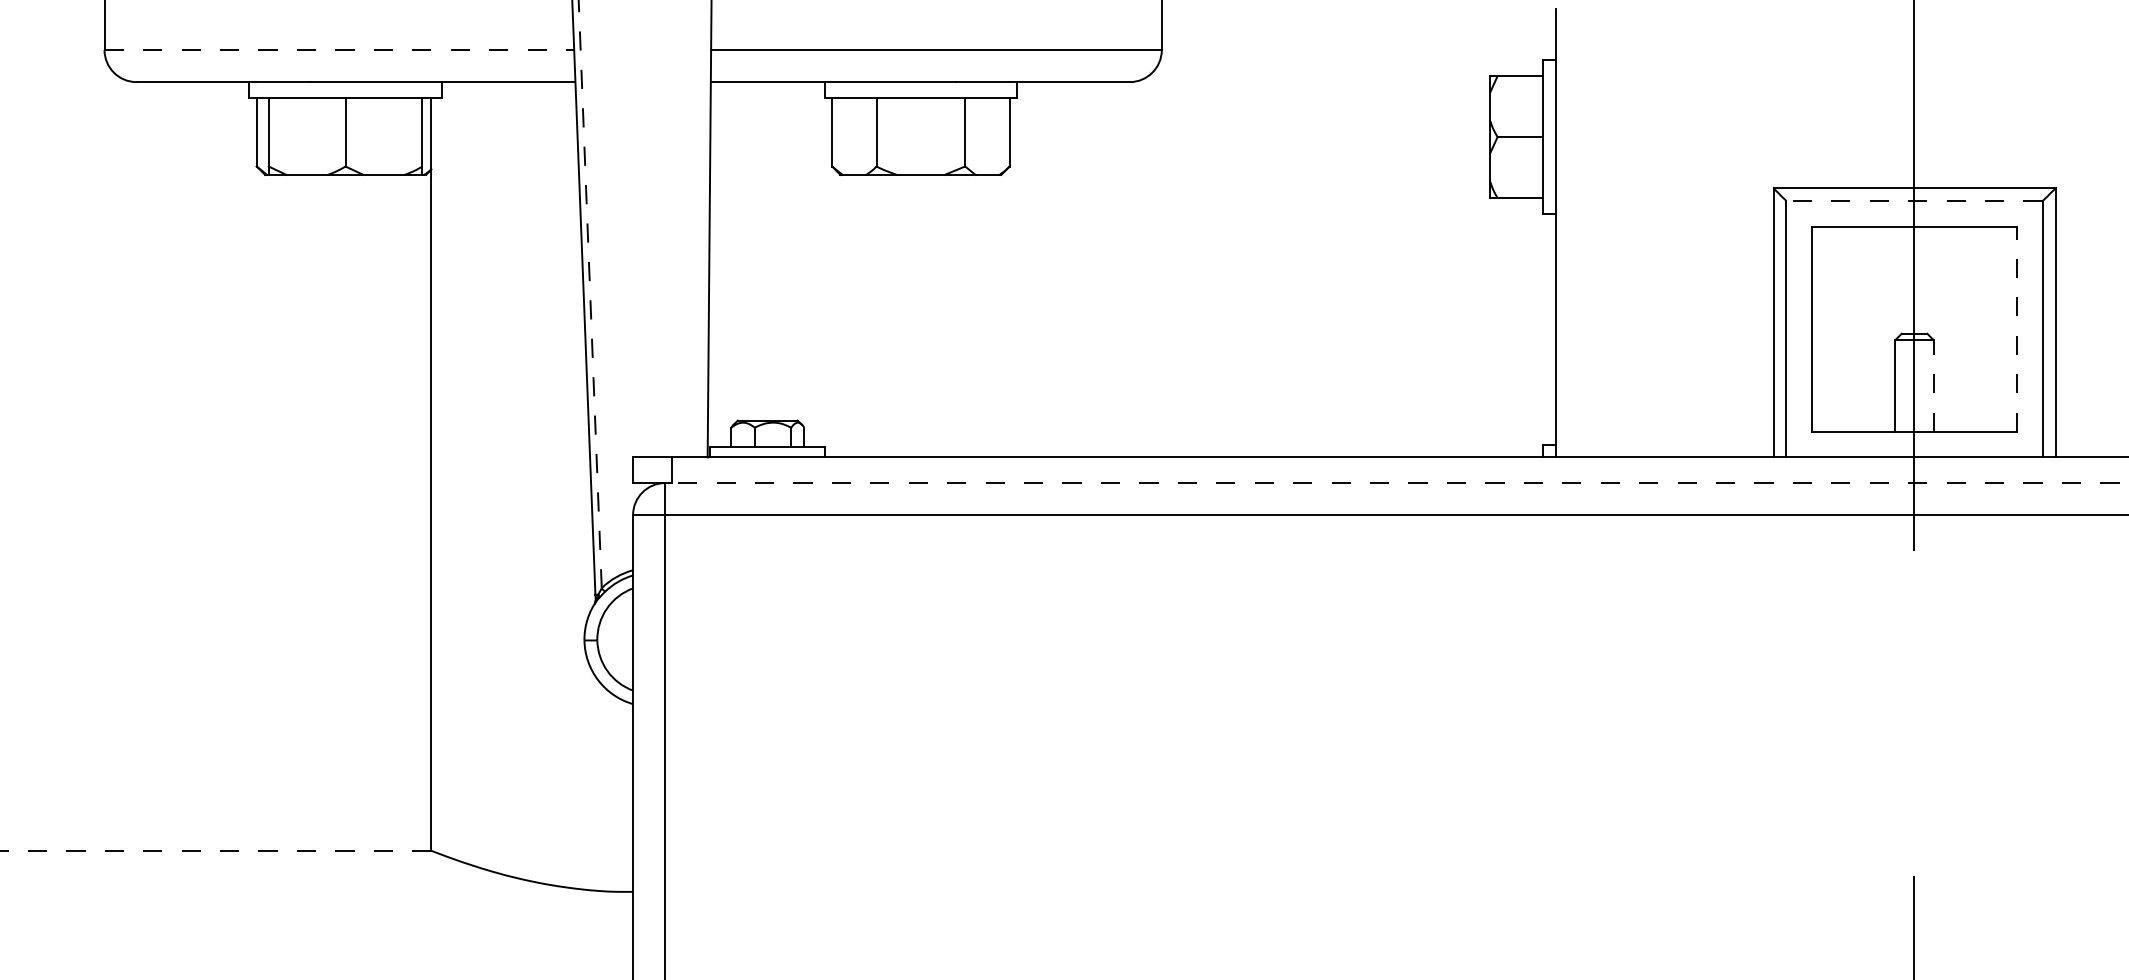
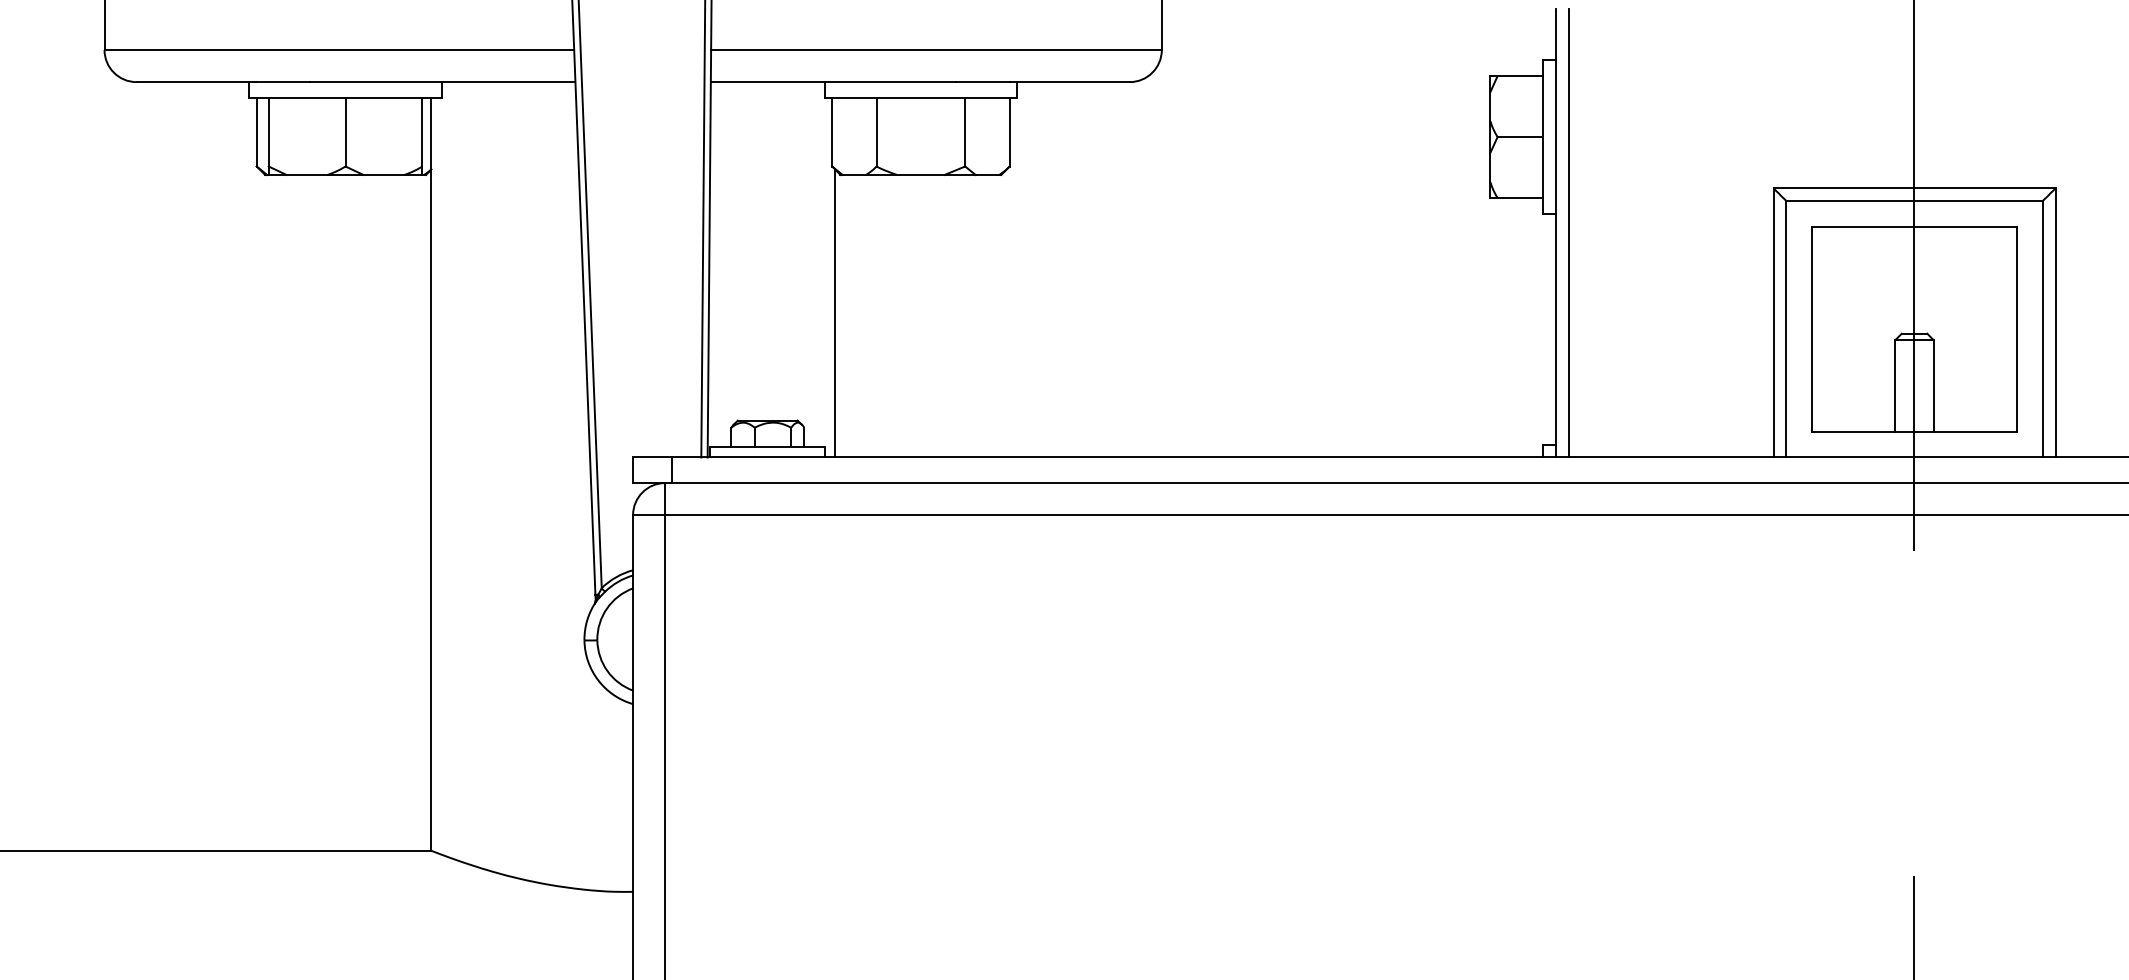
line: dashed -> solid (339, 50)
line: dashed -> solid (1914, 201)
line: none -> present (703, 229)
line: none -> present (1568, 232)
line: dashed -> solid (590, 293)
line: none -> present (835, 313)
line: dashed -> solid (2017, 328)
line: dashed -> solid (1933, 385)
line: dashed -> solid (1399, 483)
line: dashed -> solid (215, 850)
